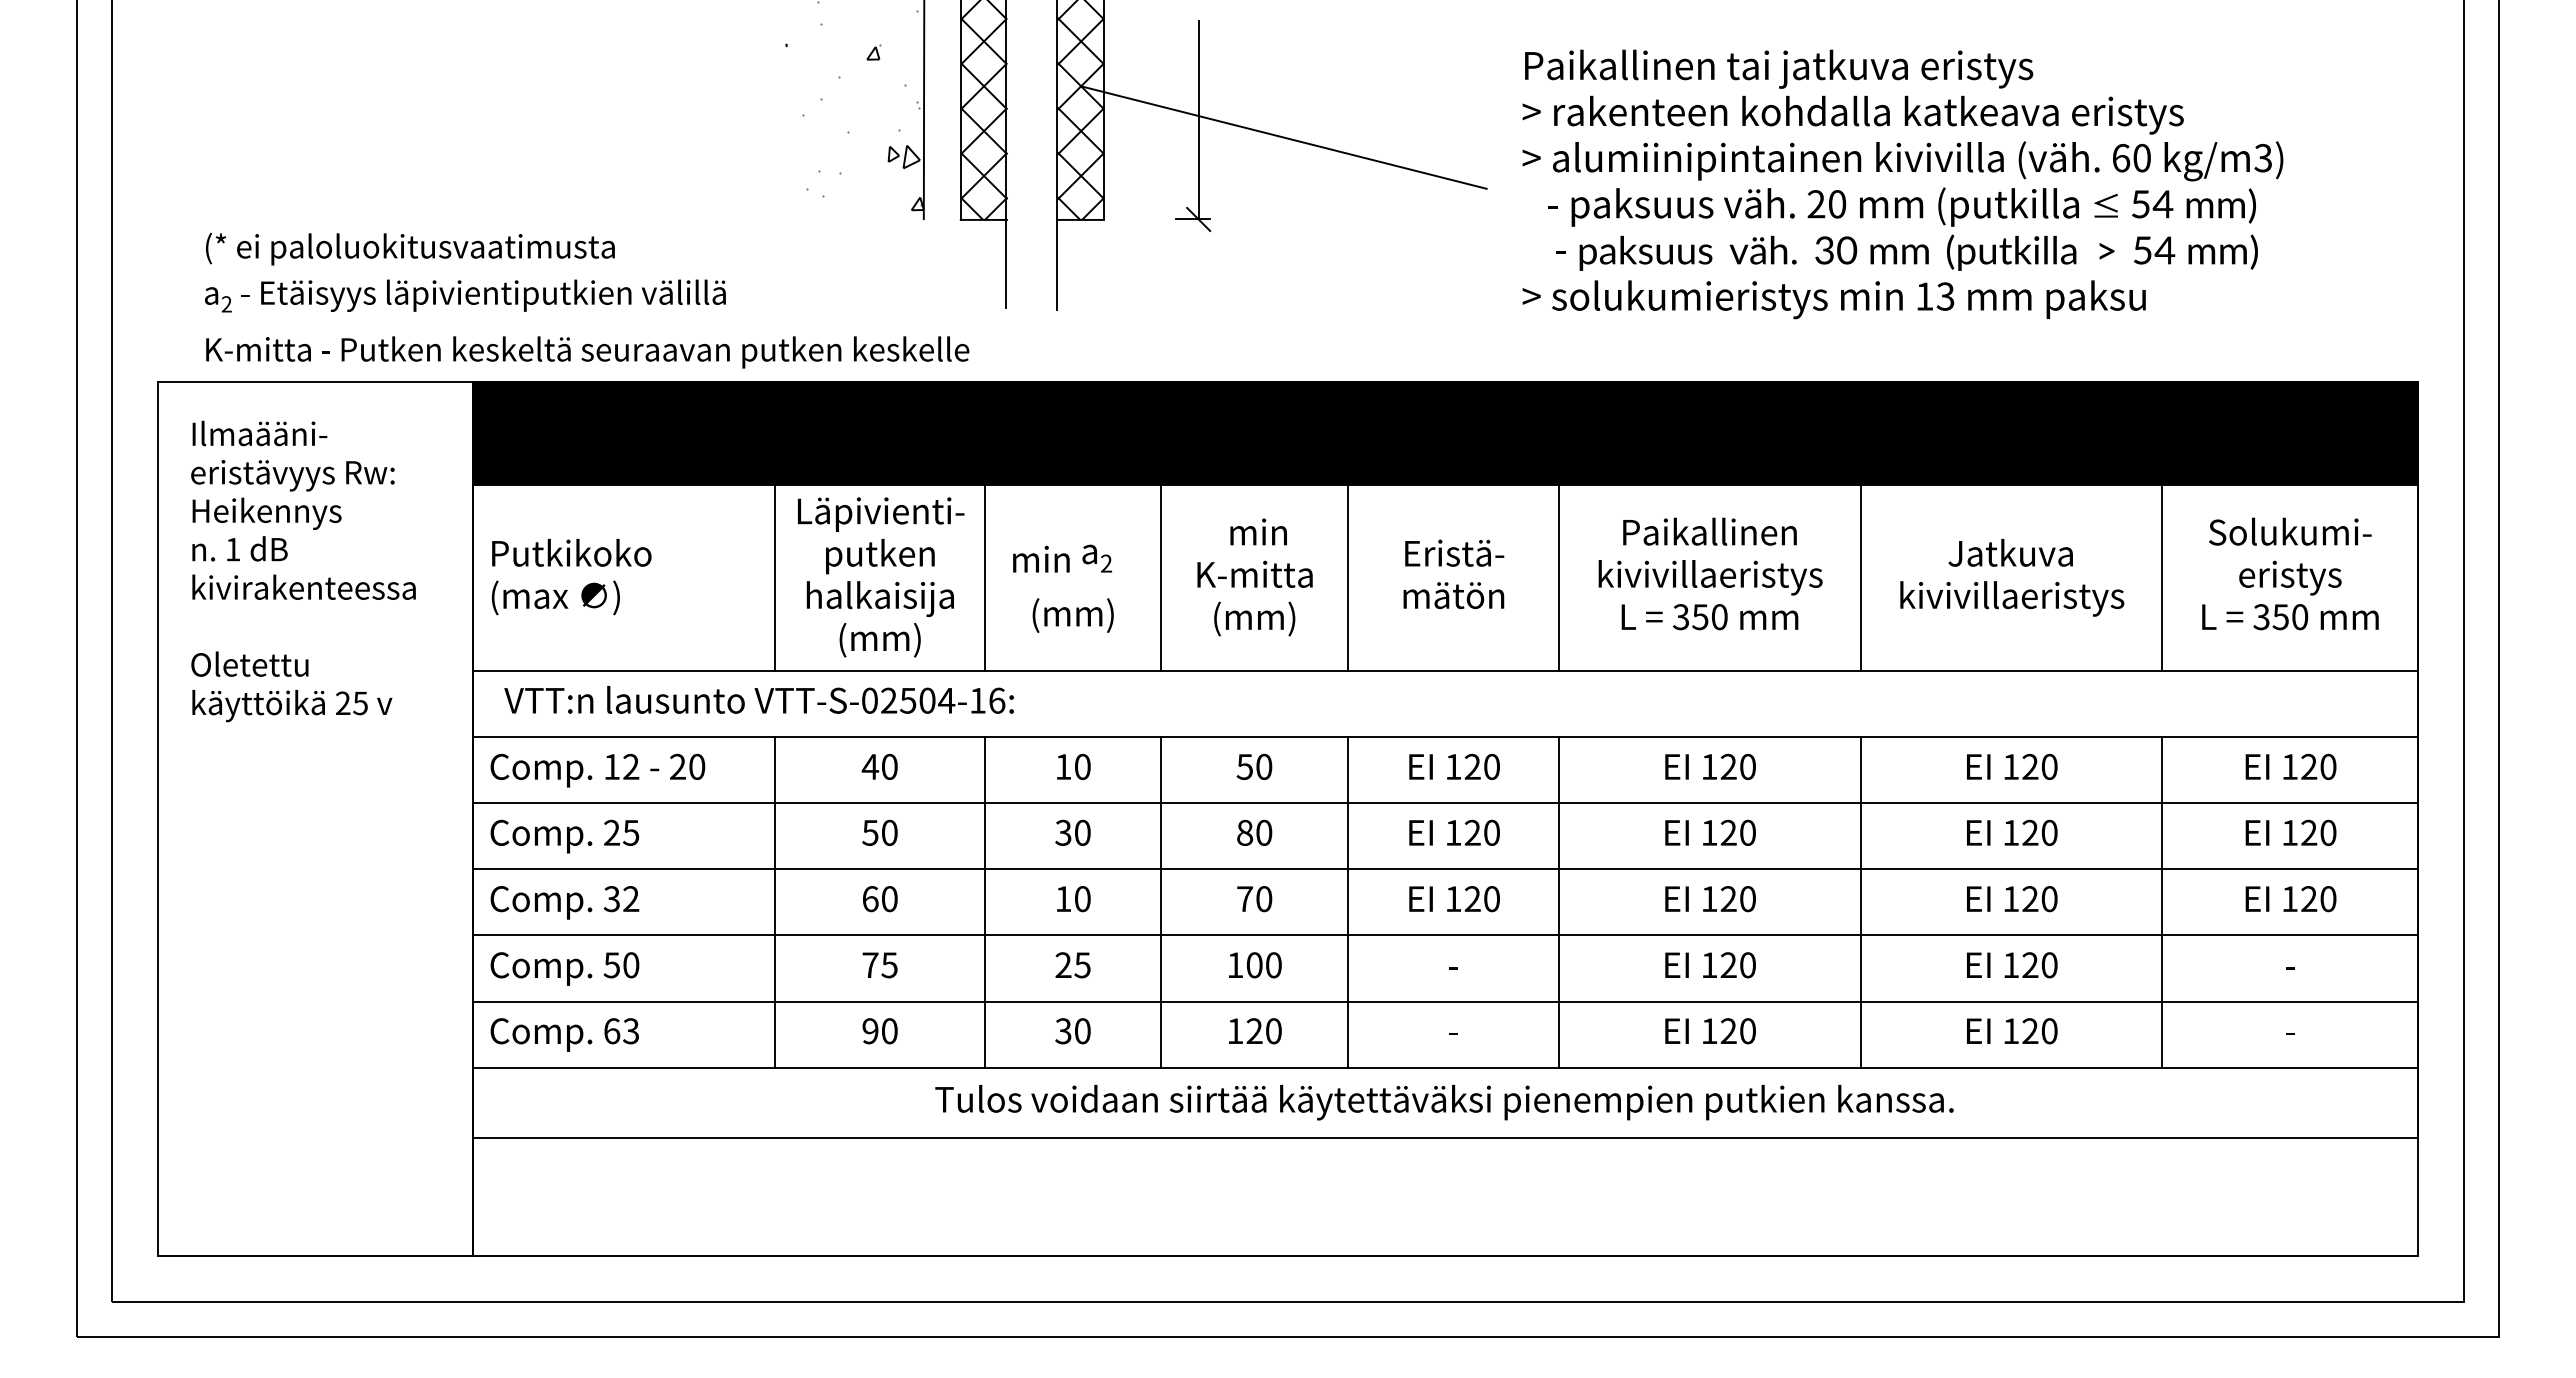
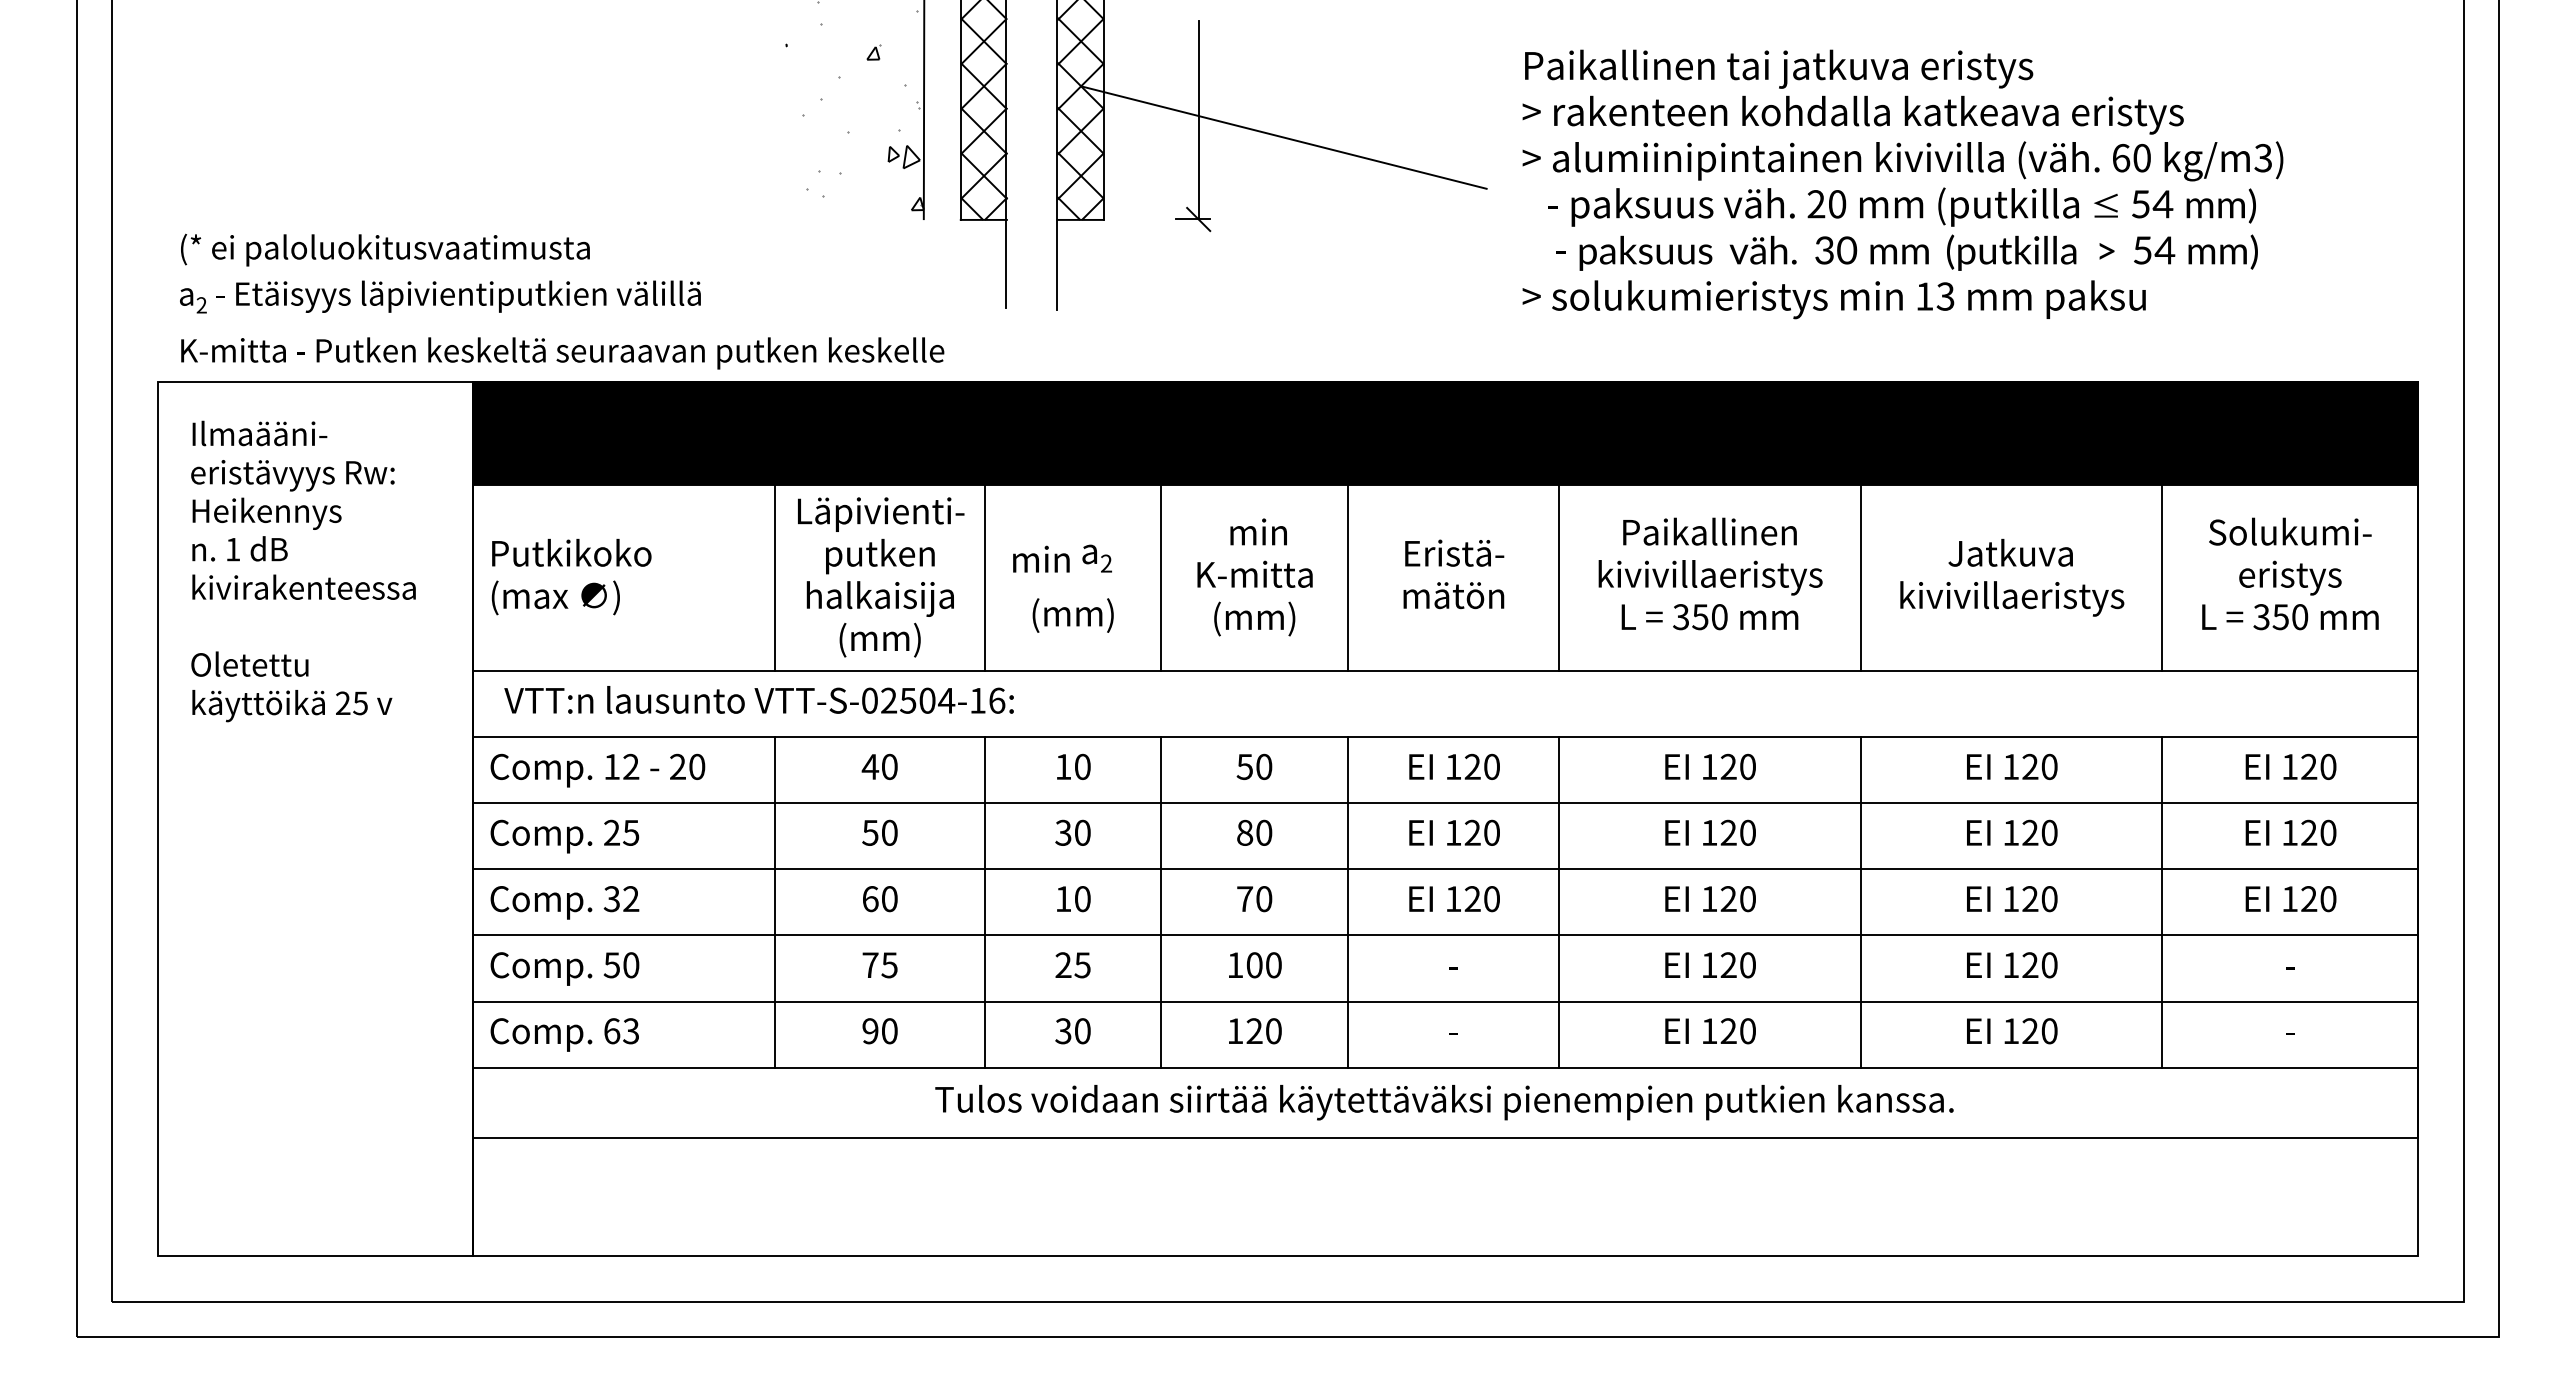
text position: (587, 300) -> (562, 301) (562, 301)
